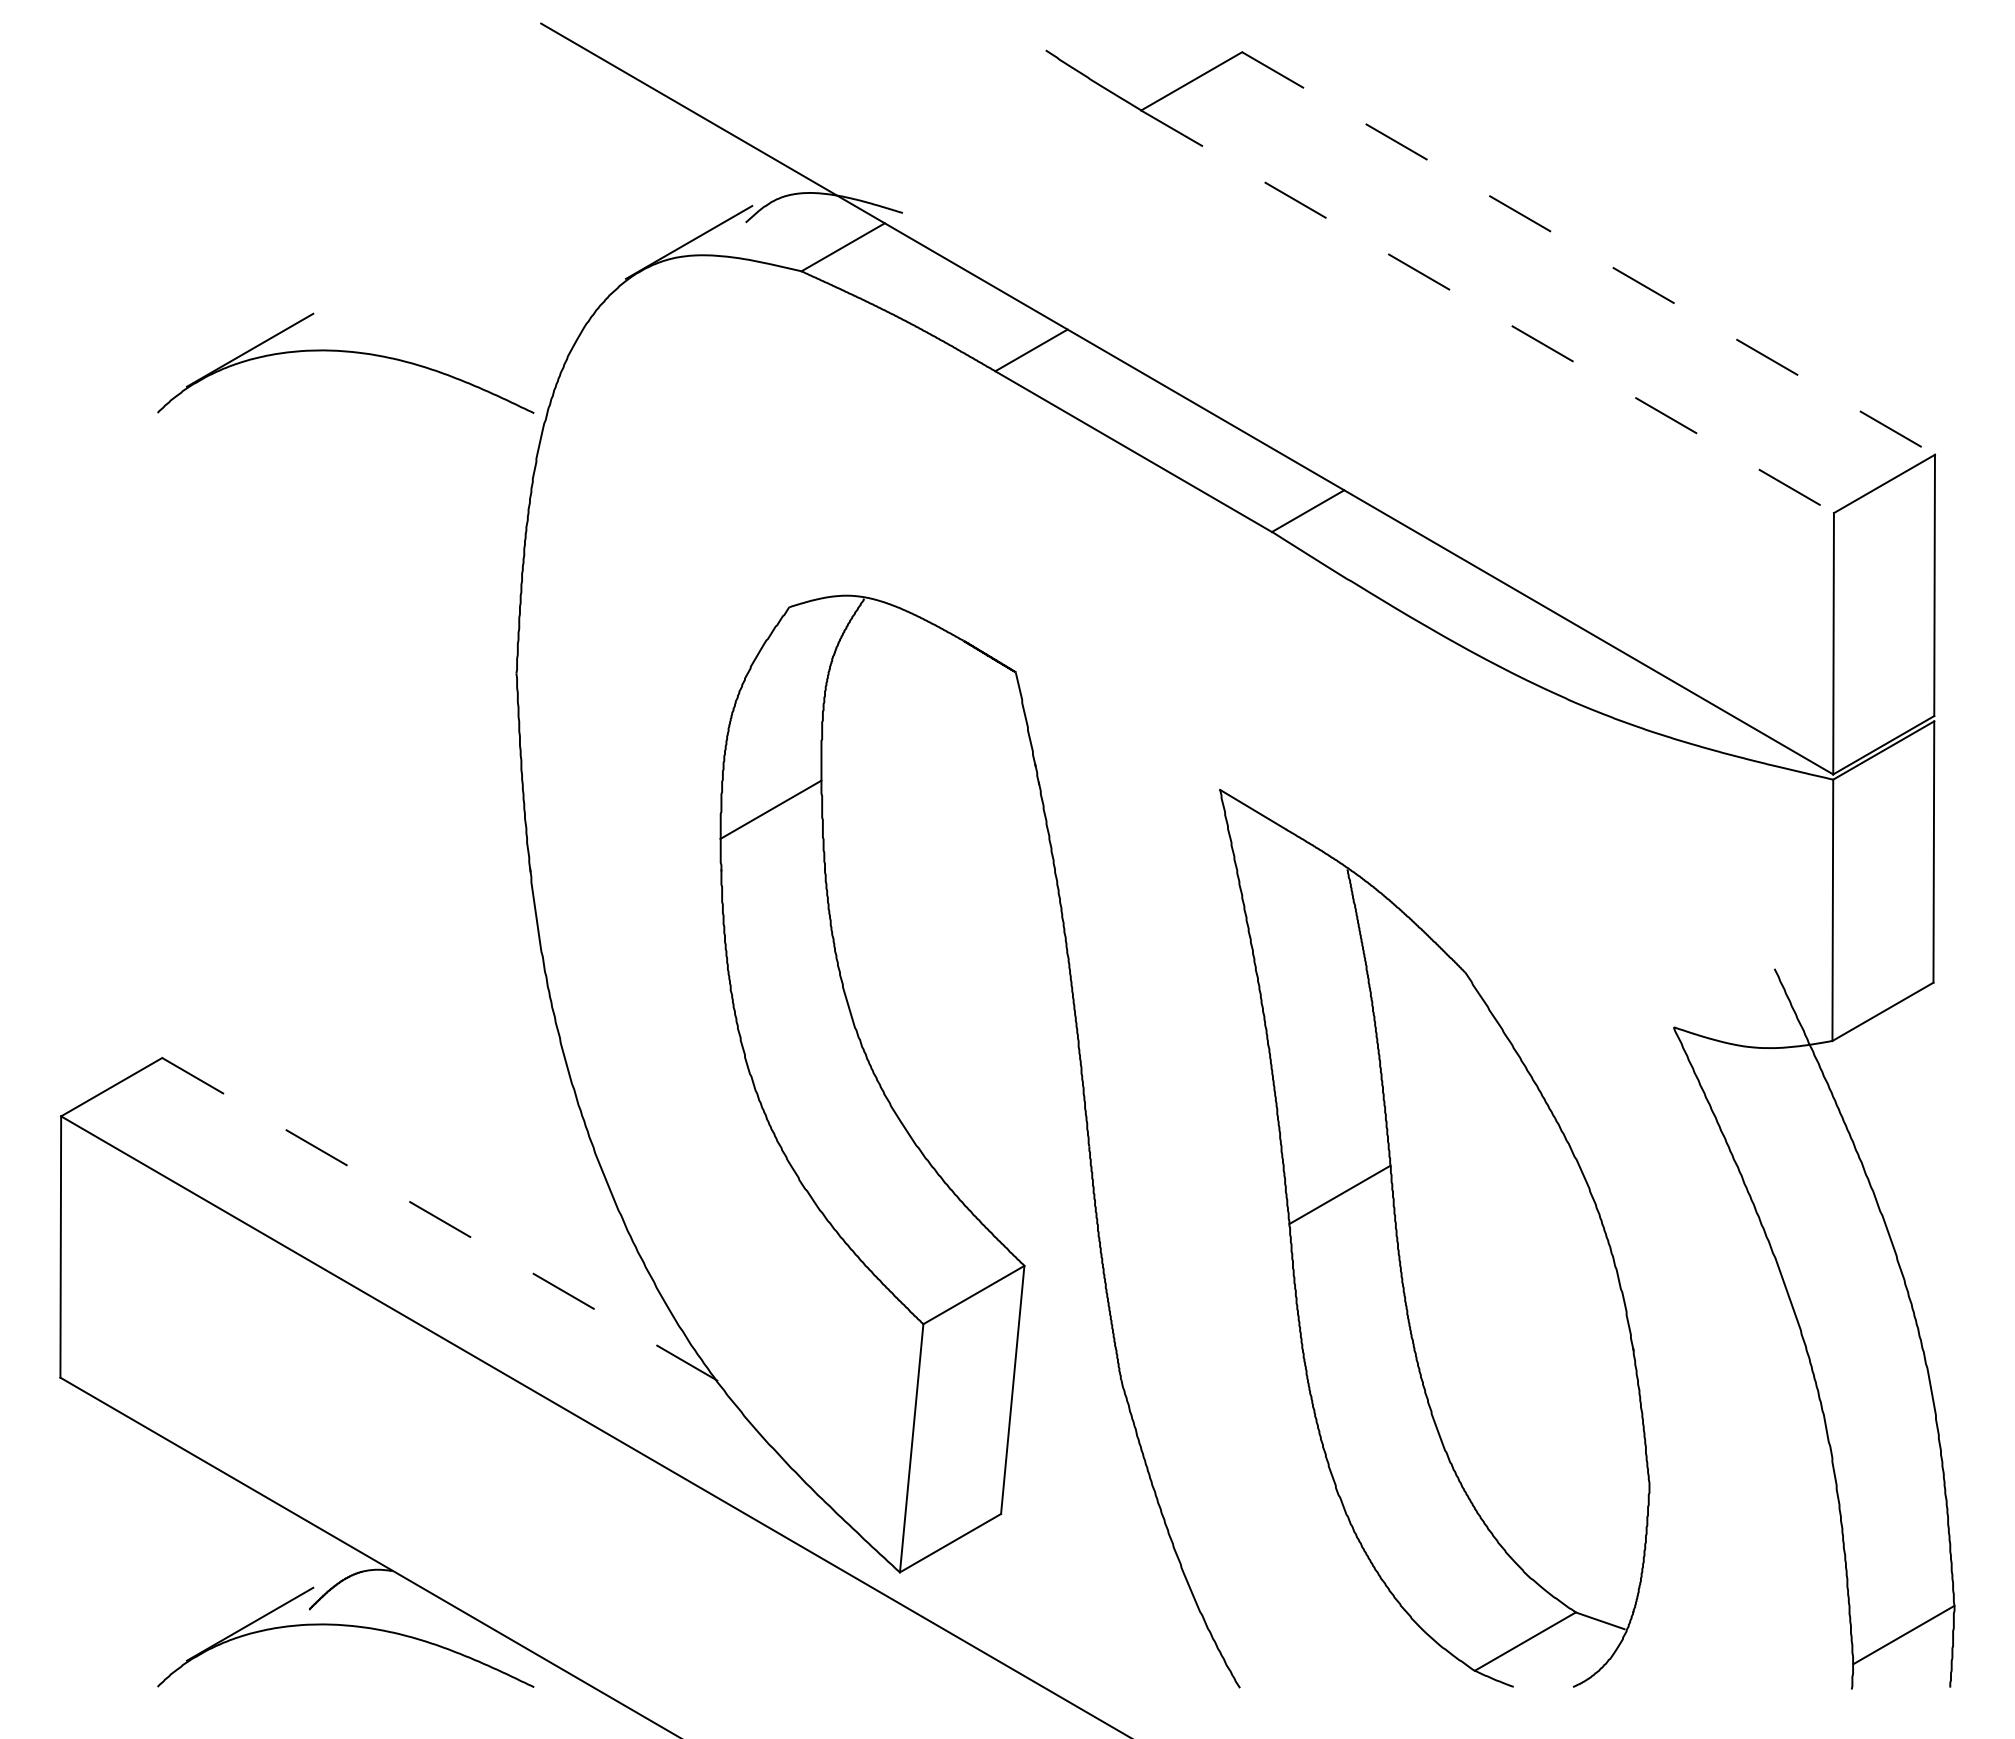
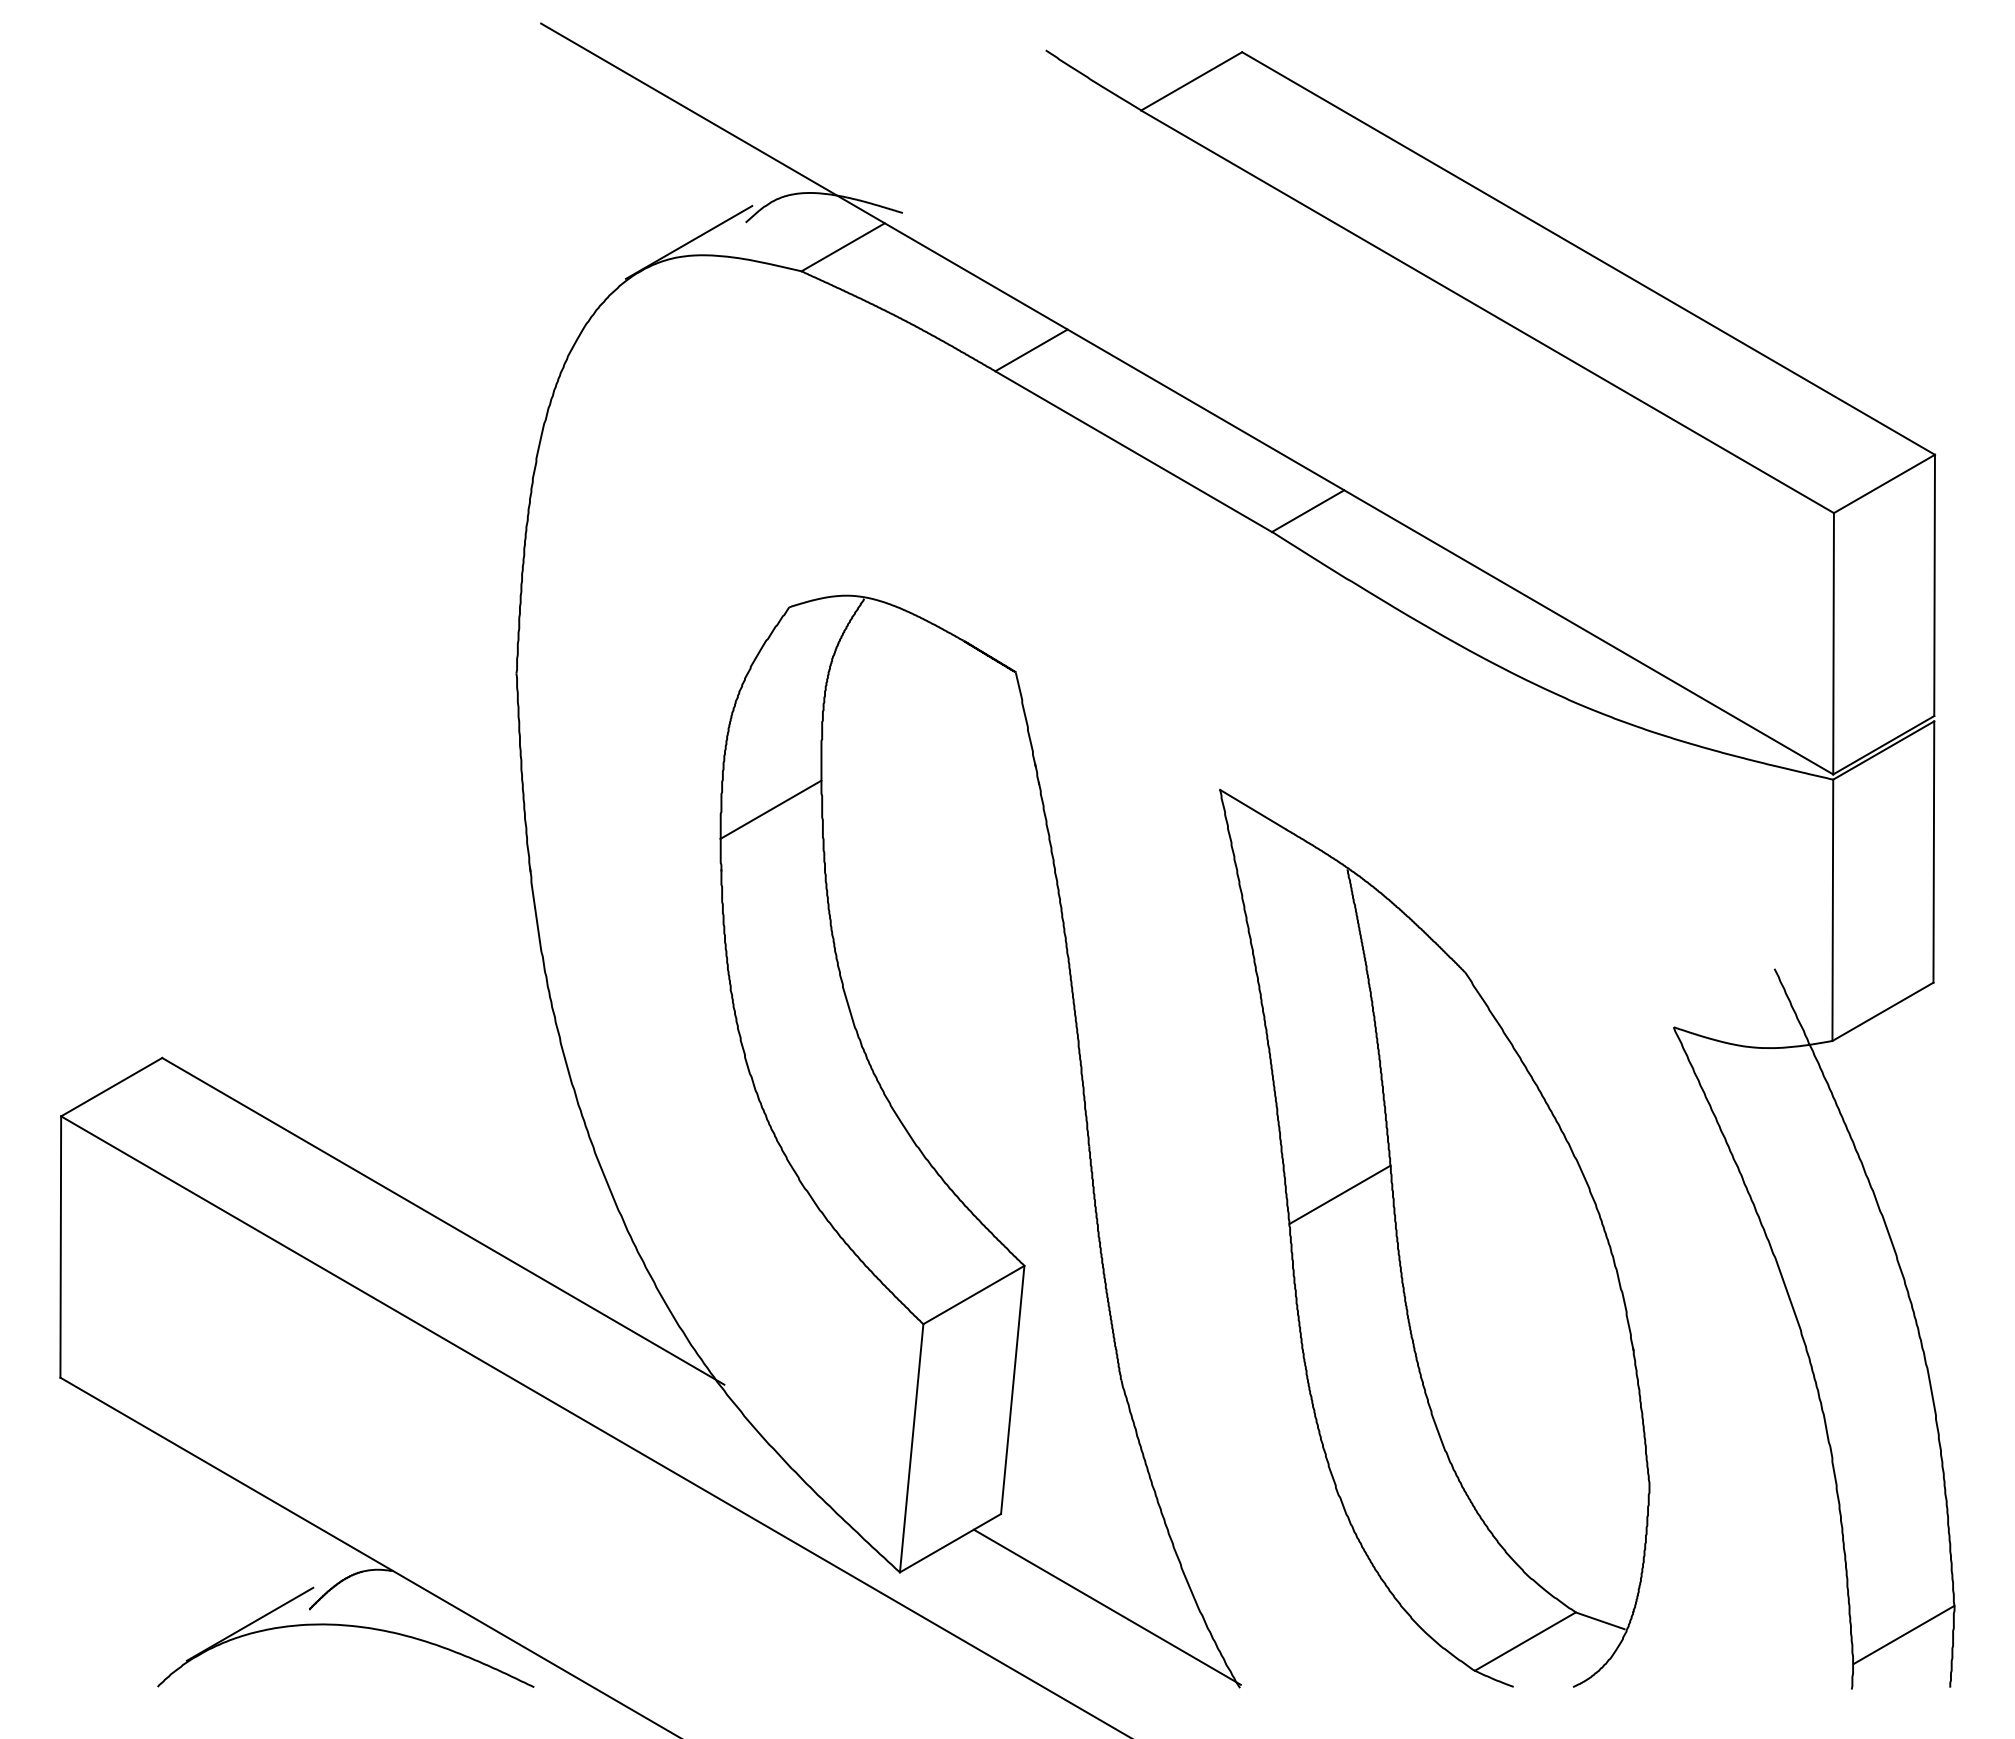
line: dashed -> solid (1588, 253)
line: dashed -> solid (1487, 311)
part: present -> none (345, 352)
line: dashed -> solid (443, 1221)
line: none -> present (1106, 1606)
